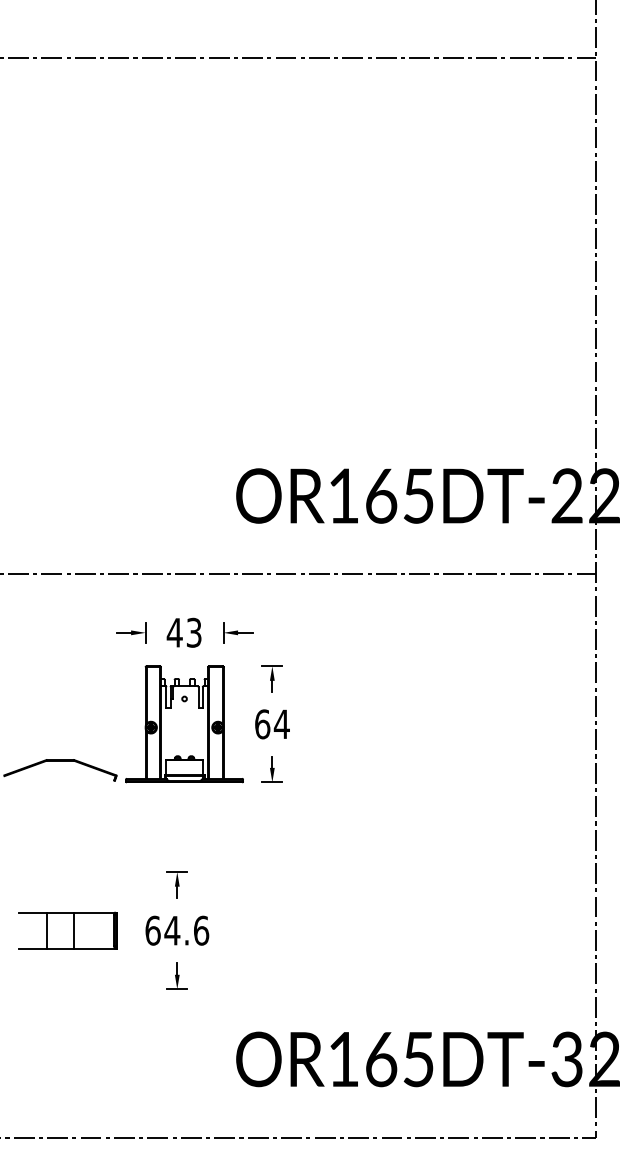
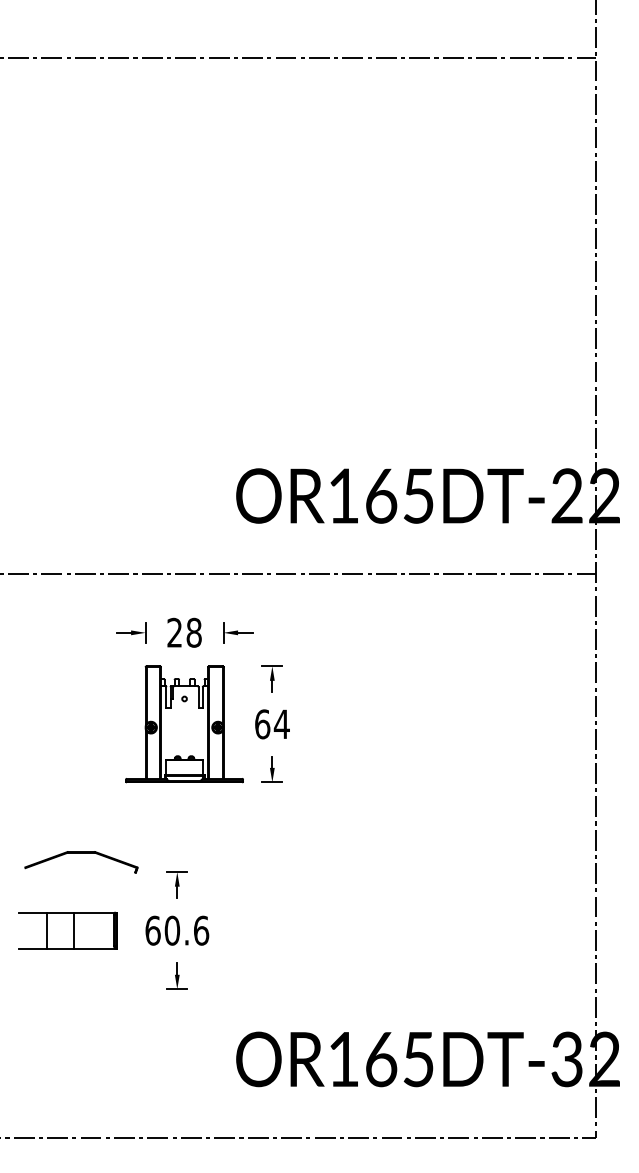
text: 43 -> 28 (183, 632)
part position: (60, 761) -> (81, 853) (81, 853)
text: 64.6 -> 60.6 (172, 930)
